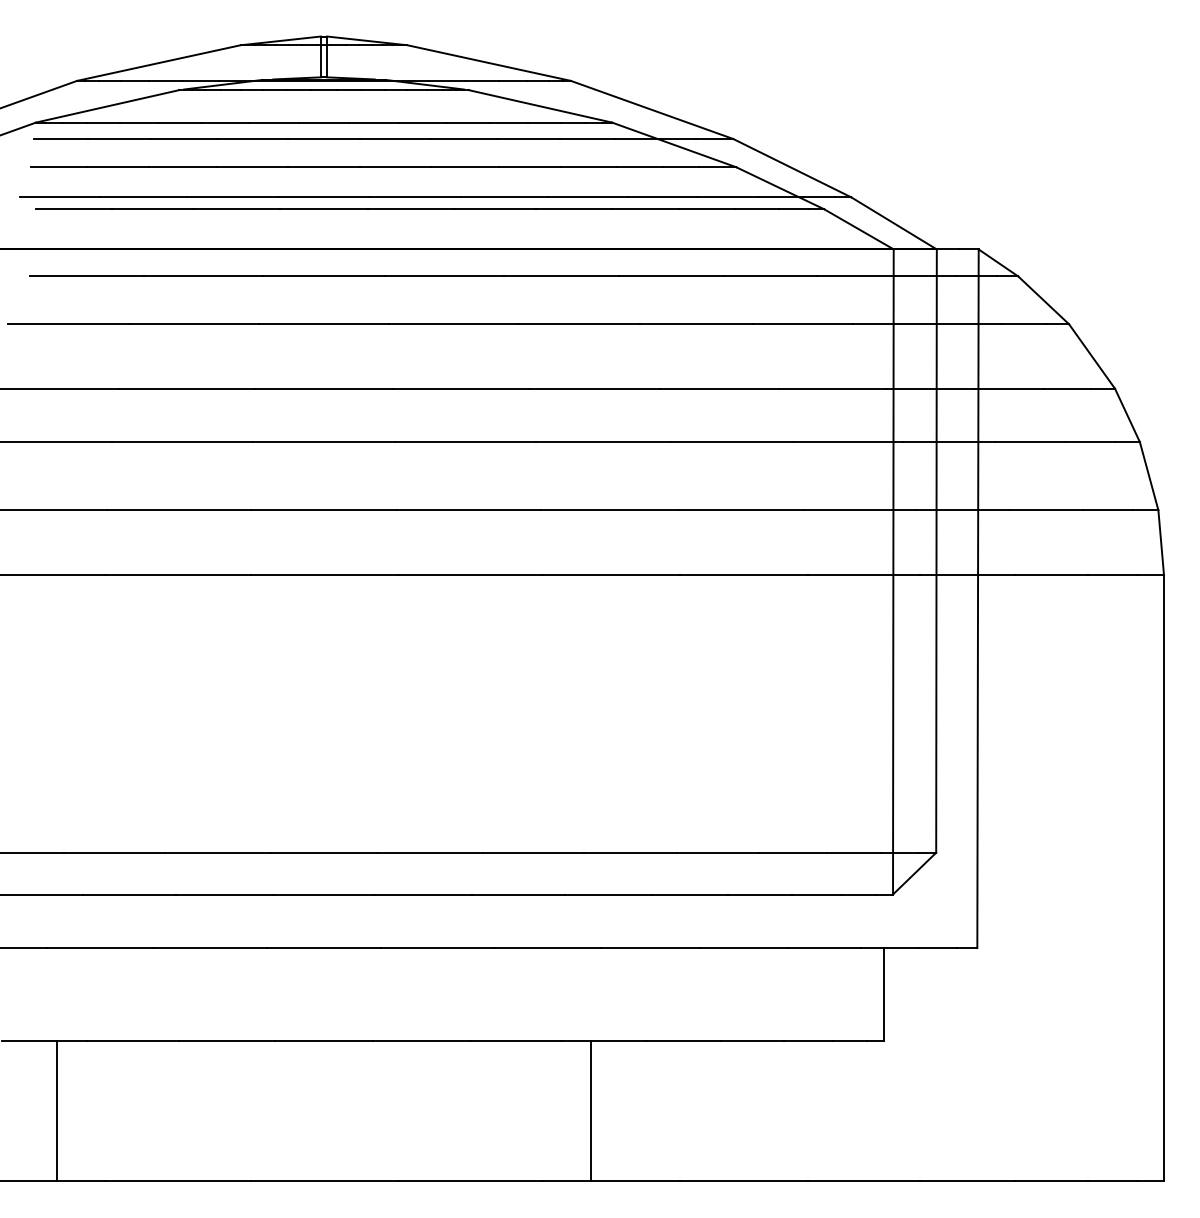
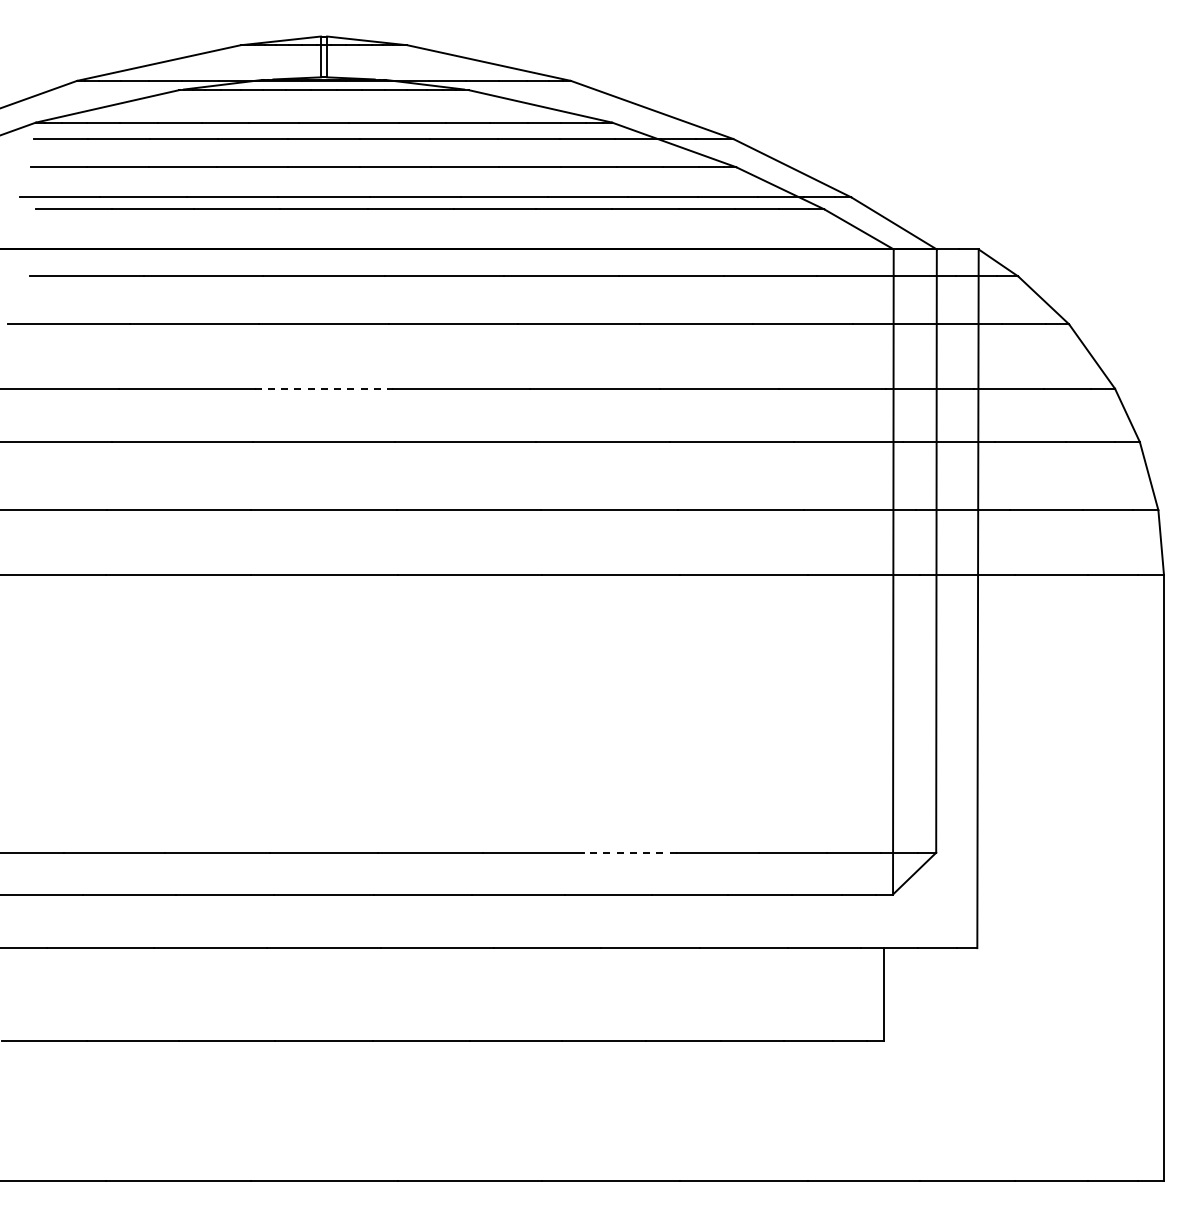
line: solid -> dashed (324, 388)
line: solid -> dashed (629, 852)
line: present -> none (56, 1111)
line: present -> none (591, 1111)
